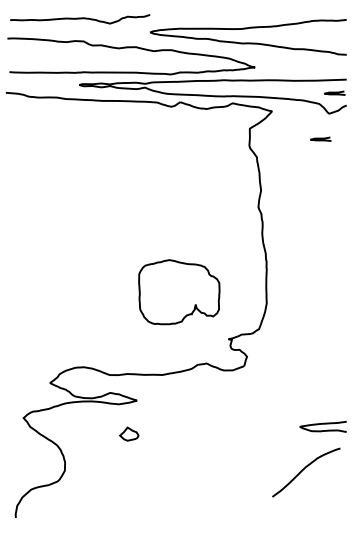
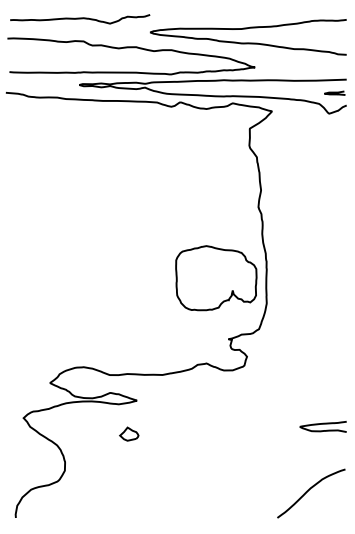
curve: present -> none (320, 138)
part position: (179, 292) -> (216, 278) (216, 278)
curve position: (304, 469) -> (309, 490) (309, 490)
